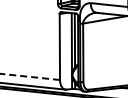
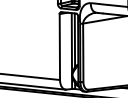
line: dashed -> solid (30, 76)
